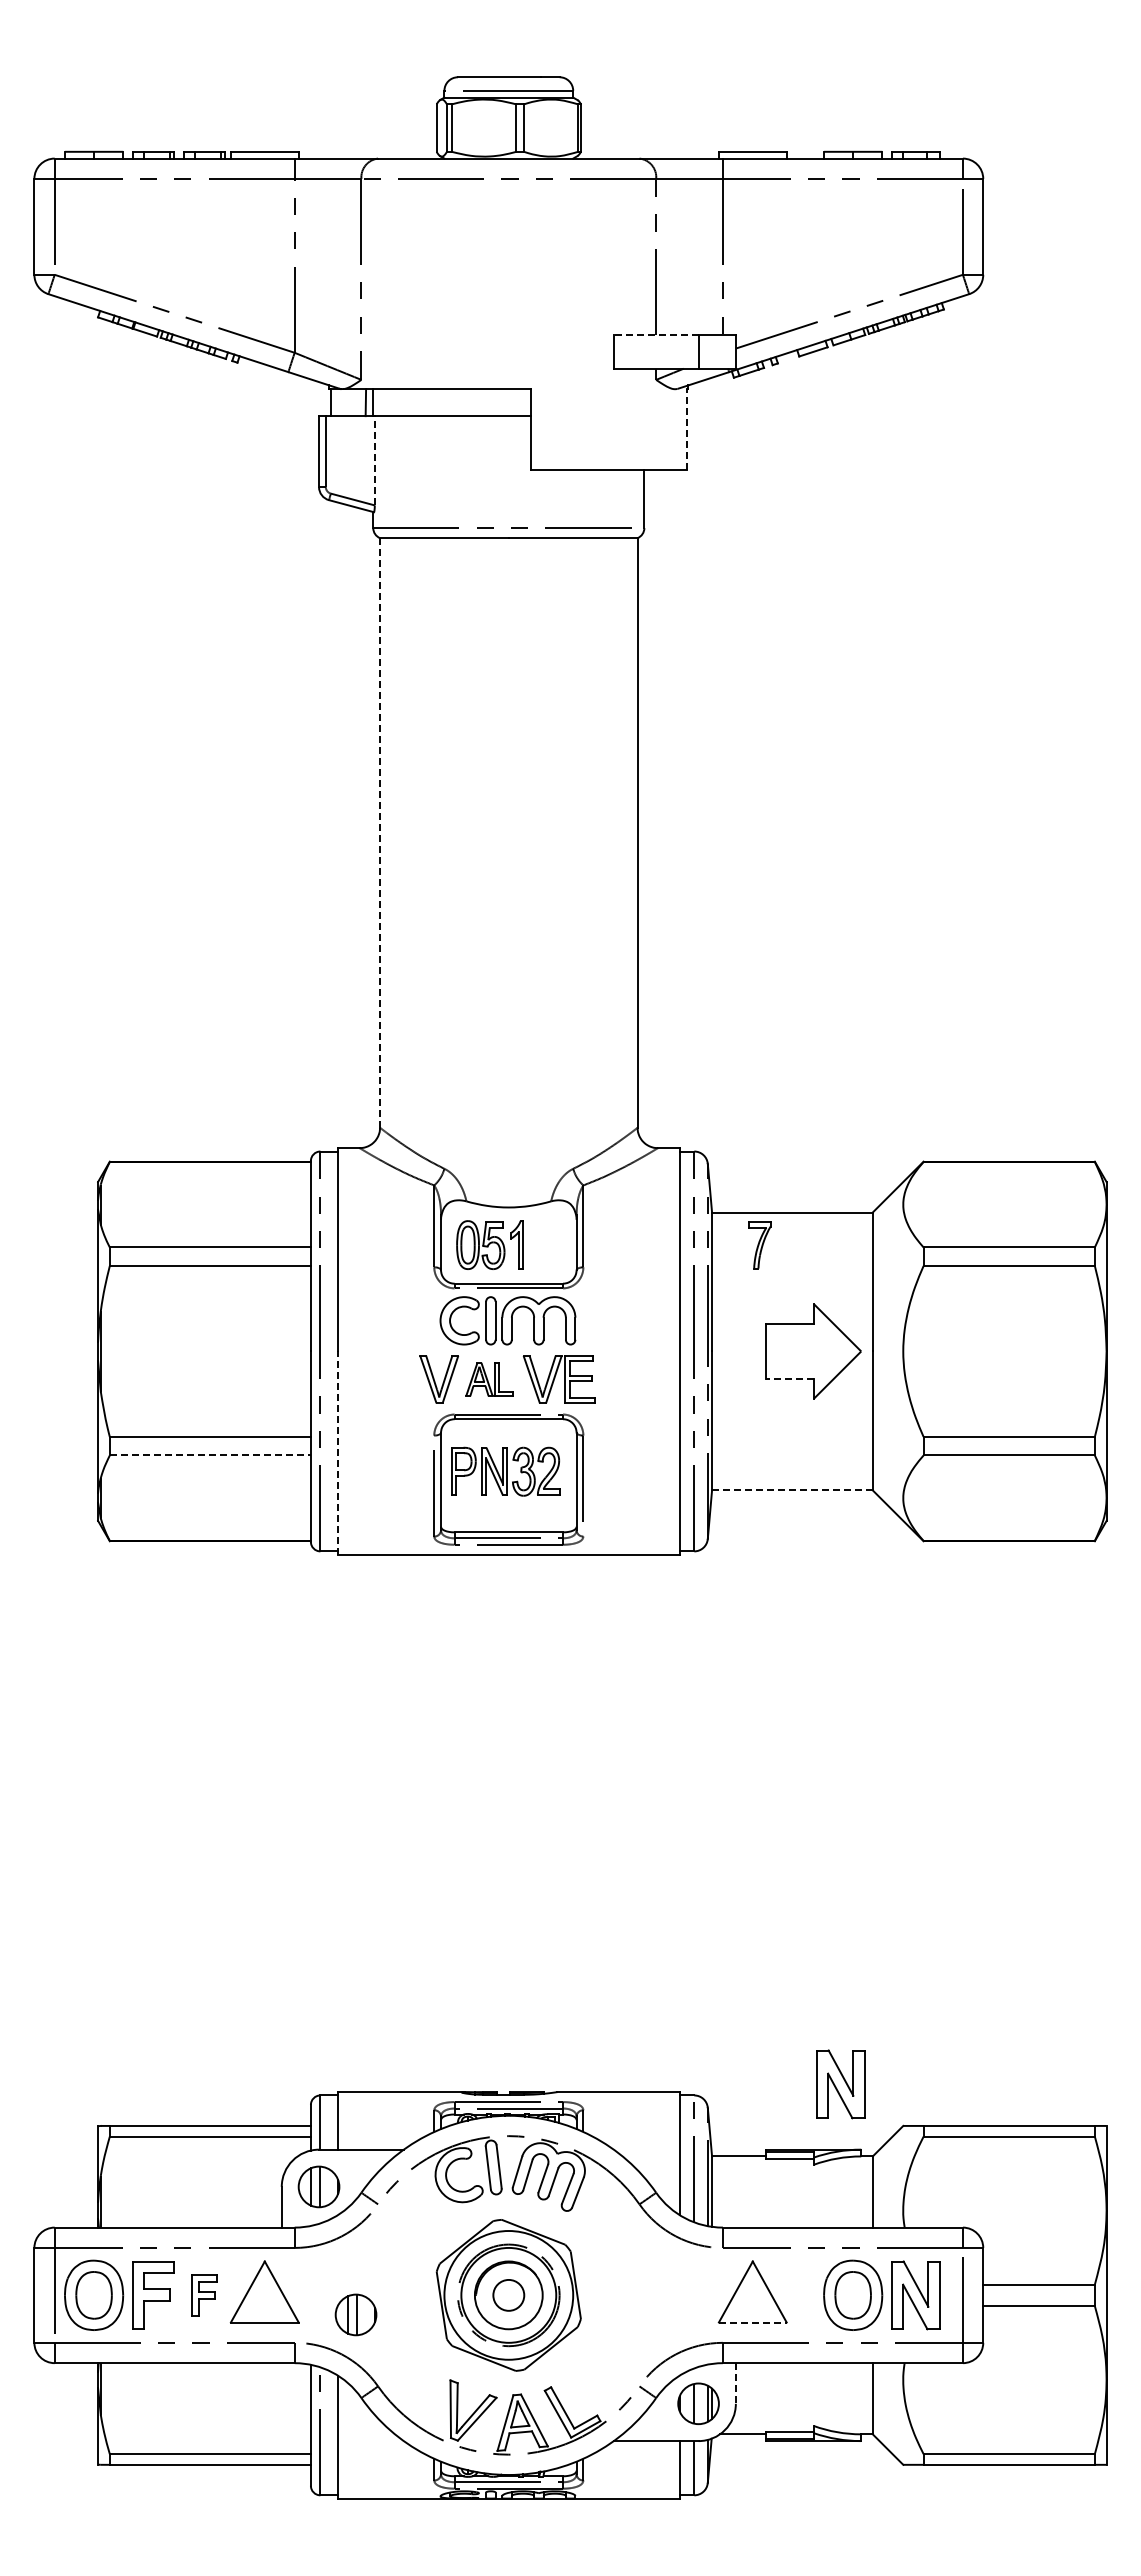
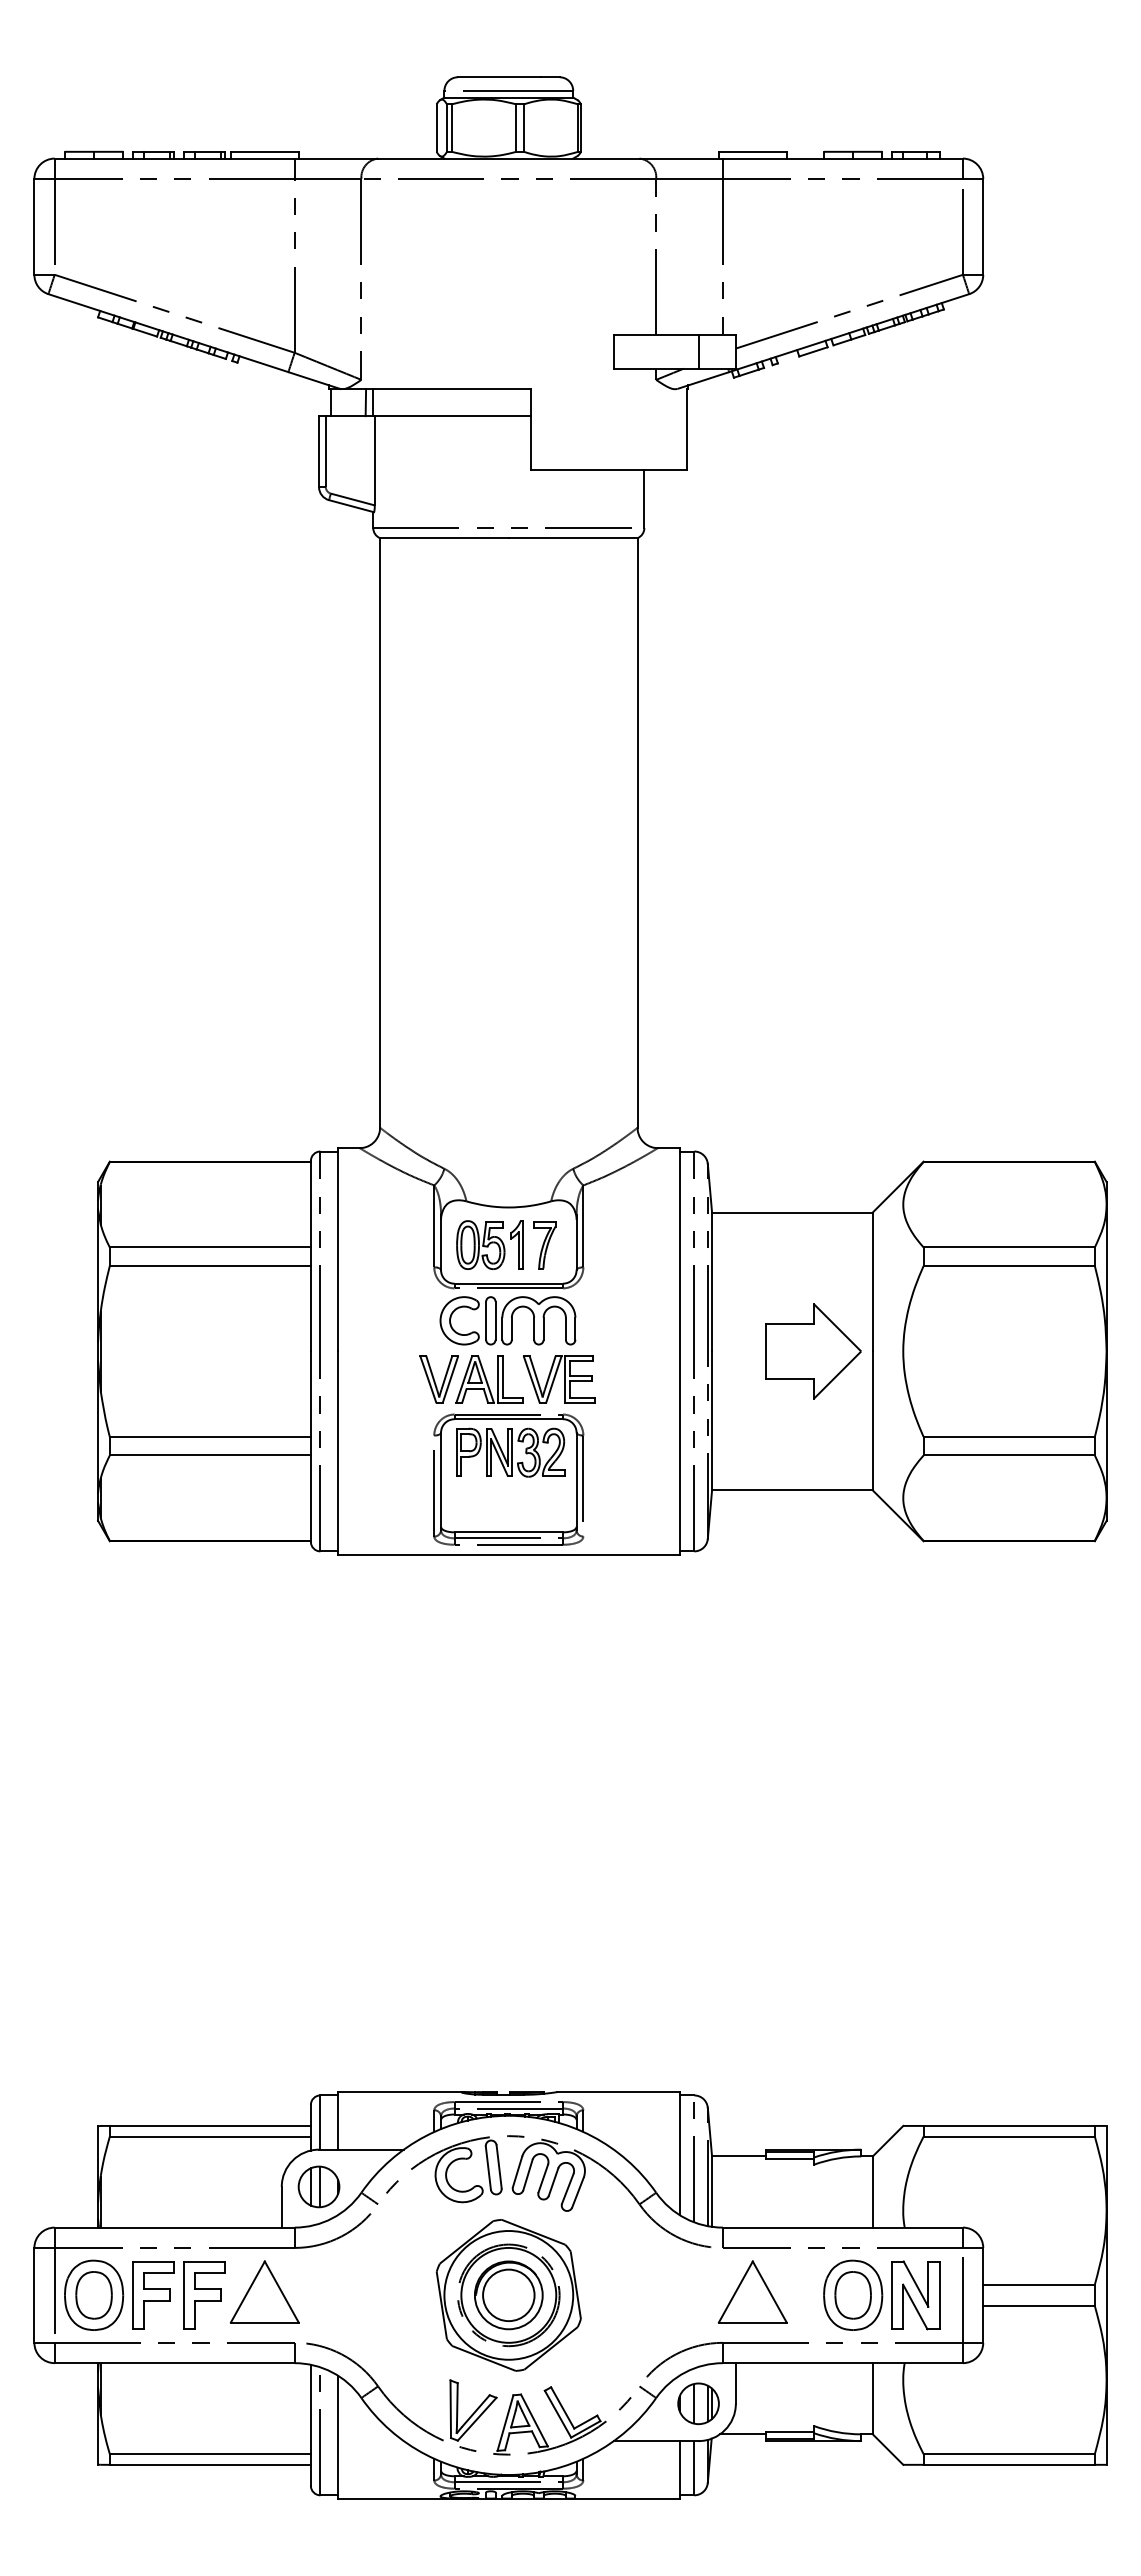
line: dashed -> solid (655, 334)
line: dashed -> solid (686, 429)
line: dashed -> solid (374, 460)
line: dashed -> solid (380, 833)
part position: (759, 1245) -> (544, 1245) (544, 1245)
line: dashed -> solid (790, 1378)
part size: 49x35 px -> 69x49 px (489, 1379)
line: dashed -> solid (338, 1453)
line: dashed -> solid (210, 1455)
part position: (505, 1471) -> (510, 1452) (510, 1452)
line: dashed -> solid (792, 1490)
part: present -> none (840, 2084)
circle diameter: 31 px -> 52 px (508, 2295)
part size: 27x43 px -> 43x69 px (204, 2295)
part: present -> none (355, 2314)
line: dashed -> solid (752, 2322)
line: dashed -> solid (735, 2383)
